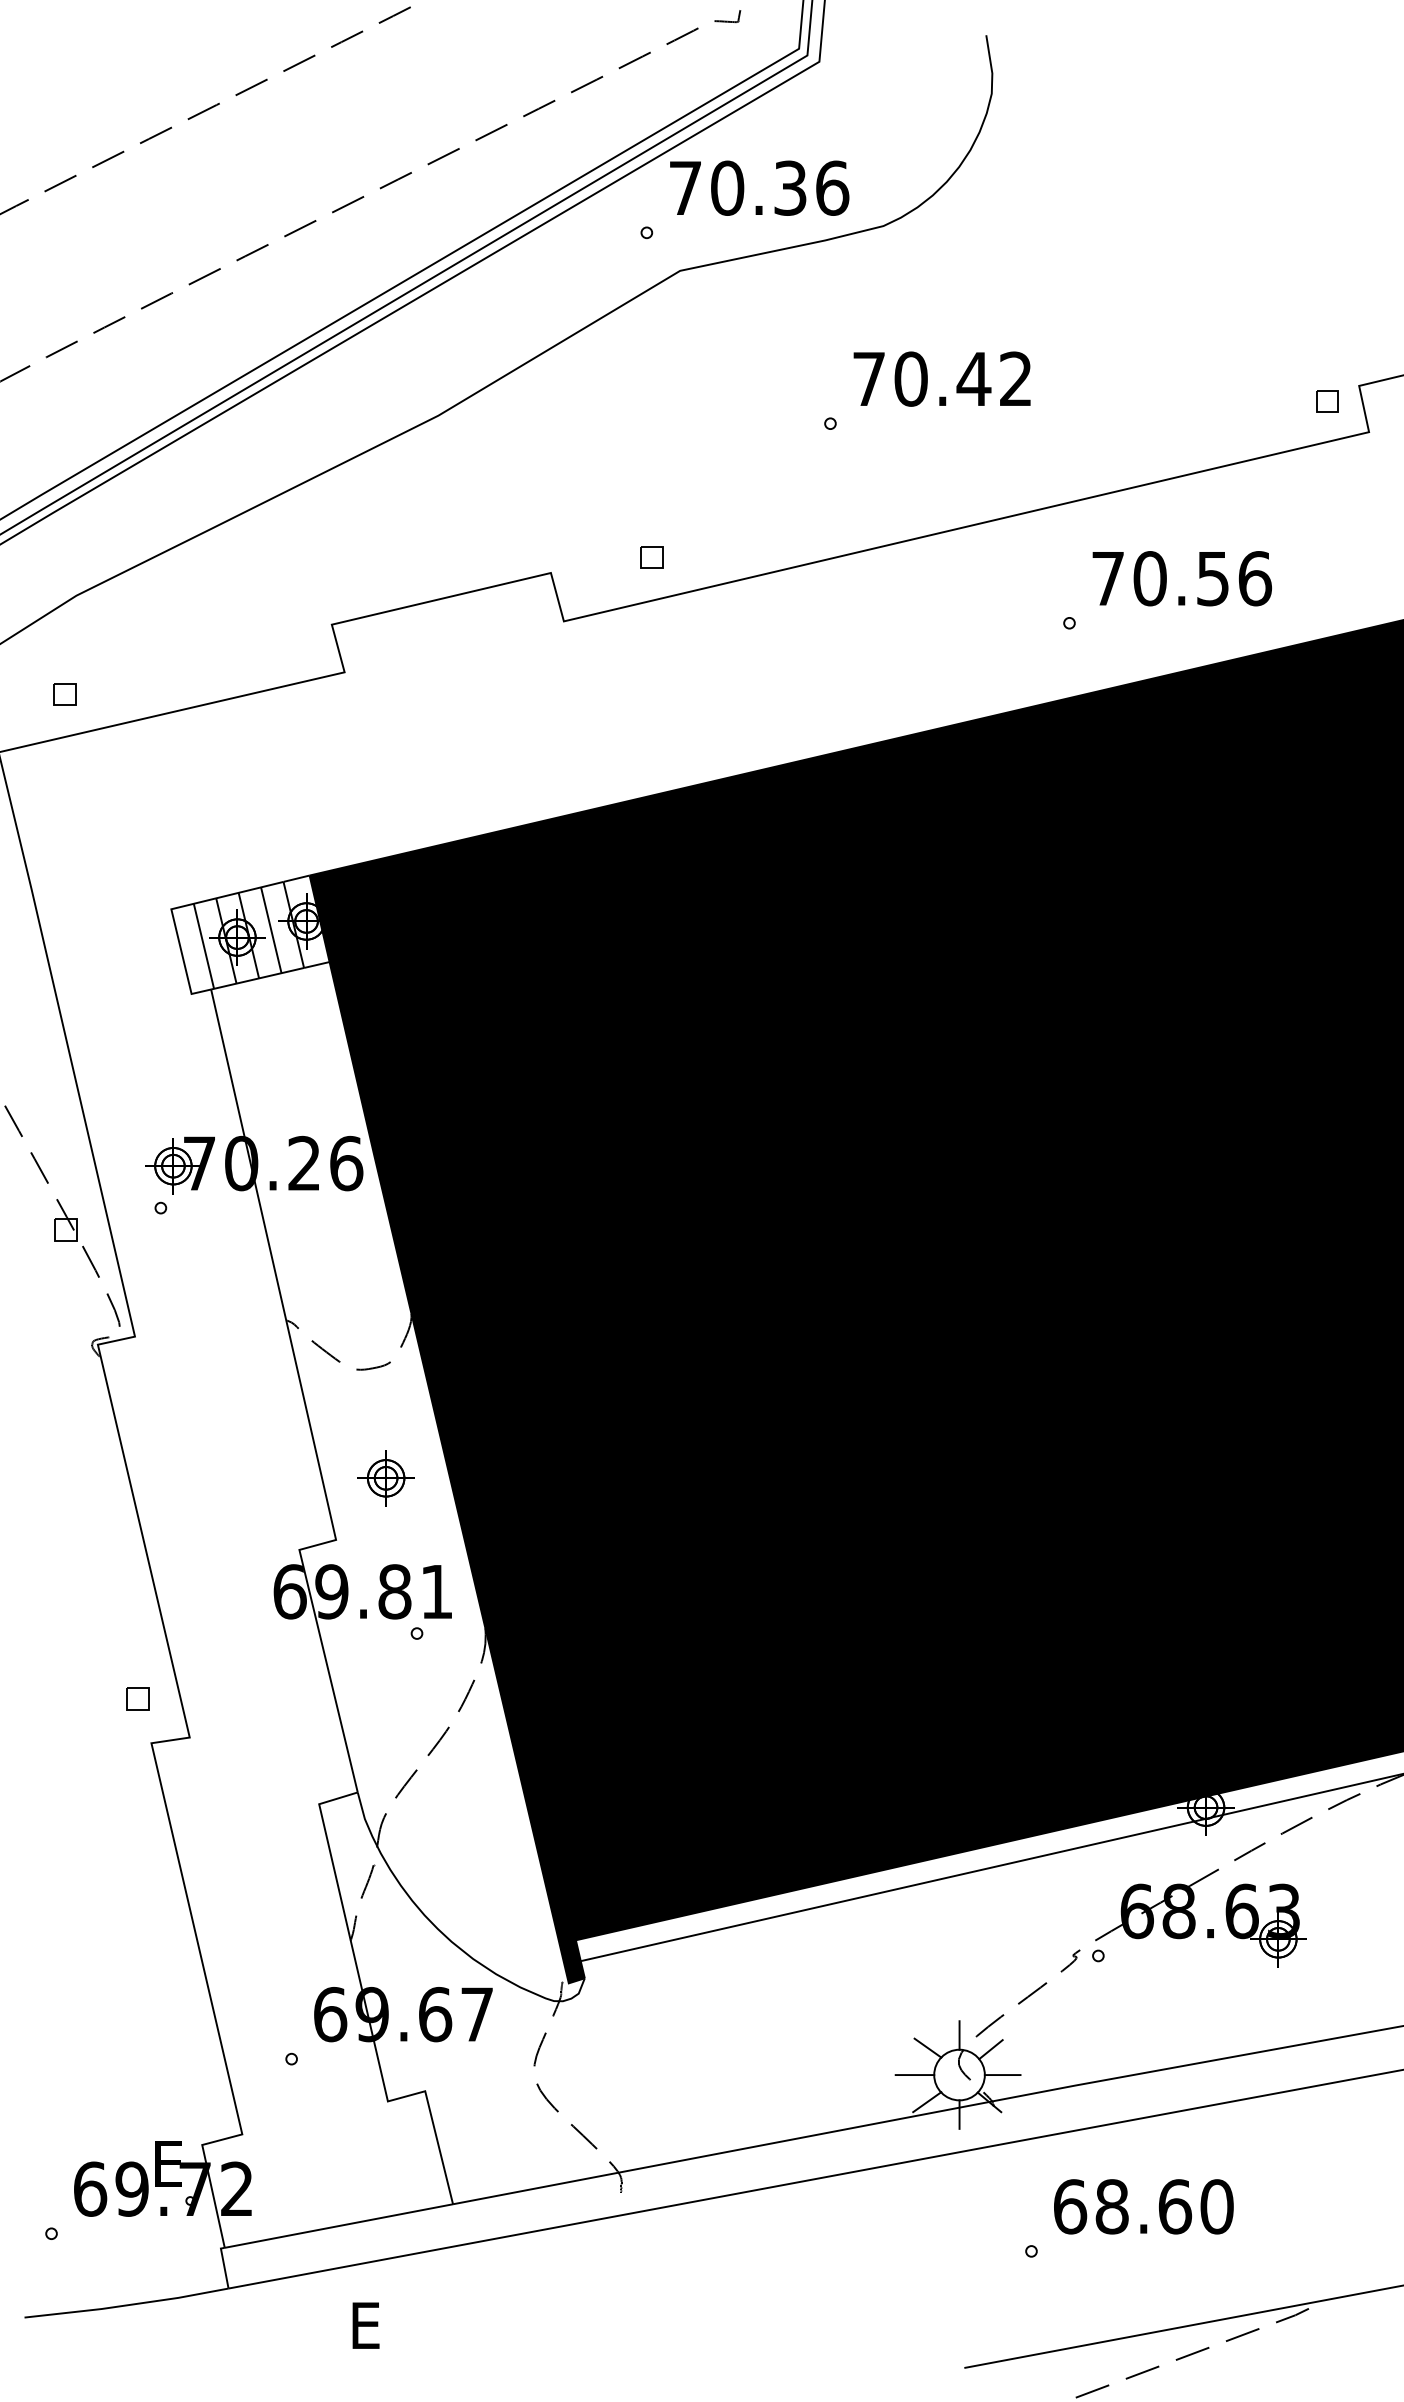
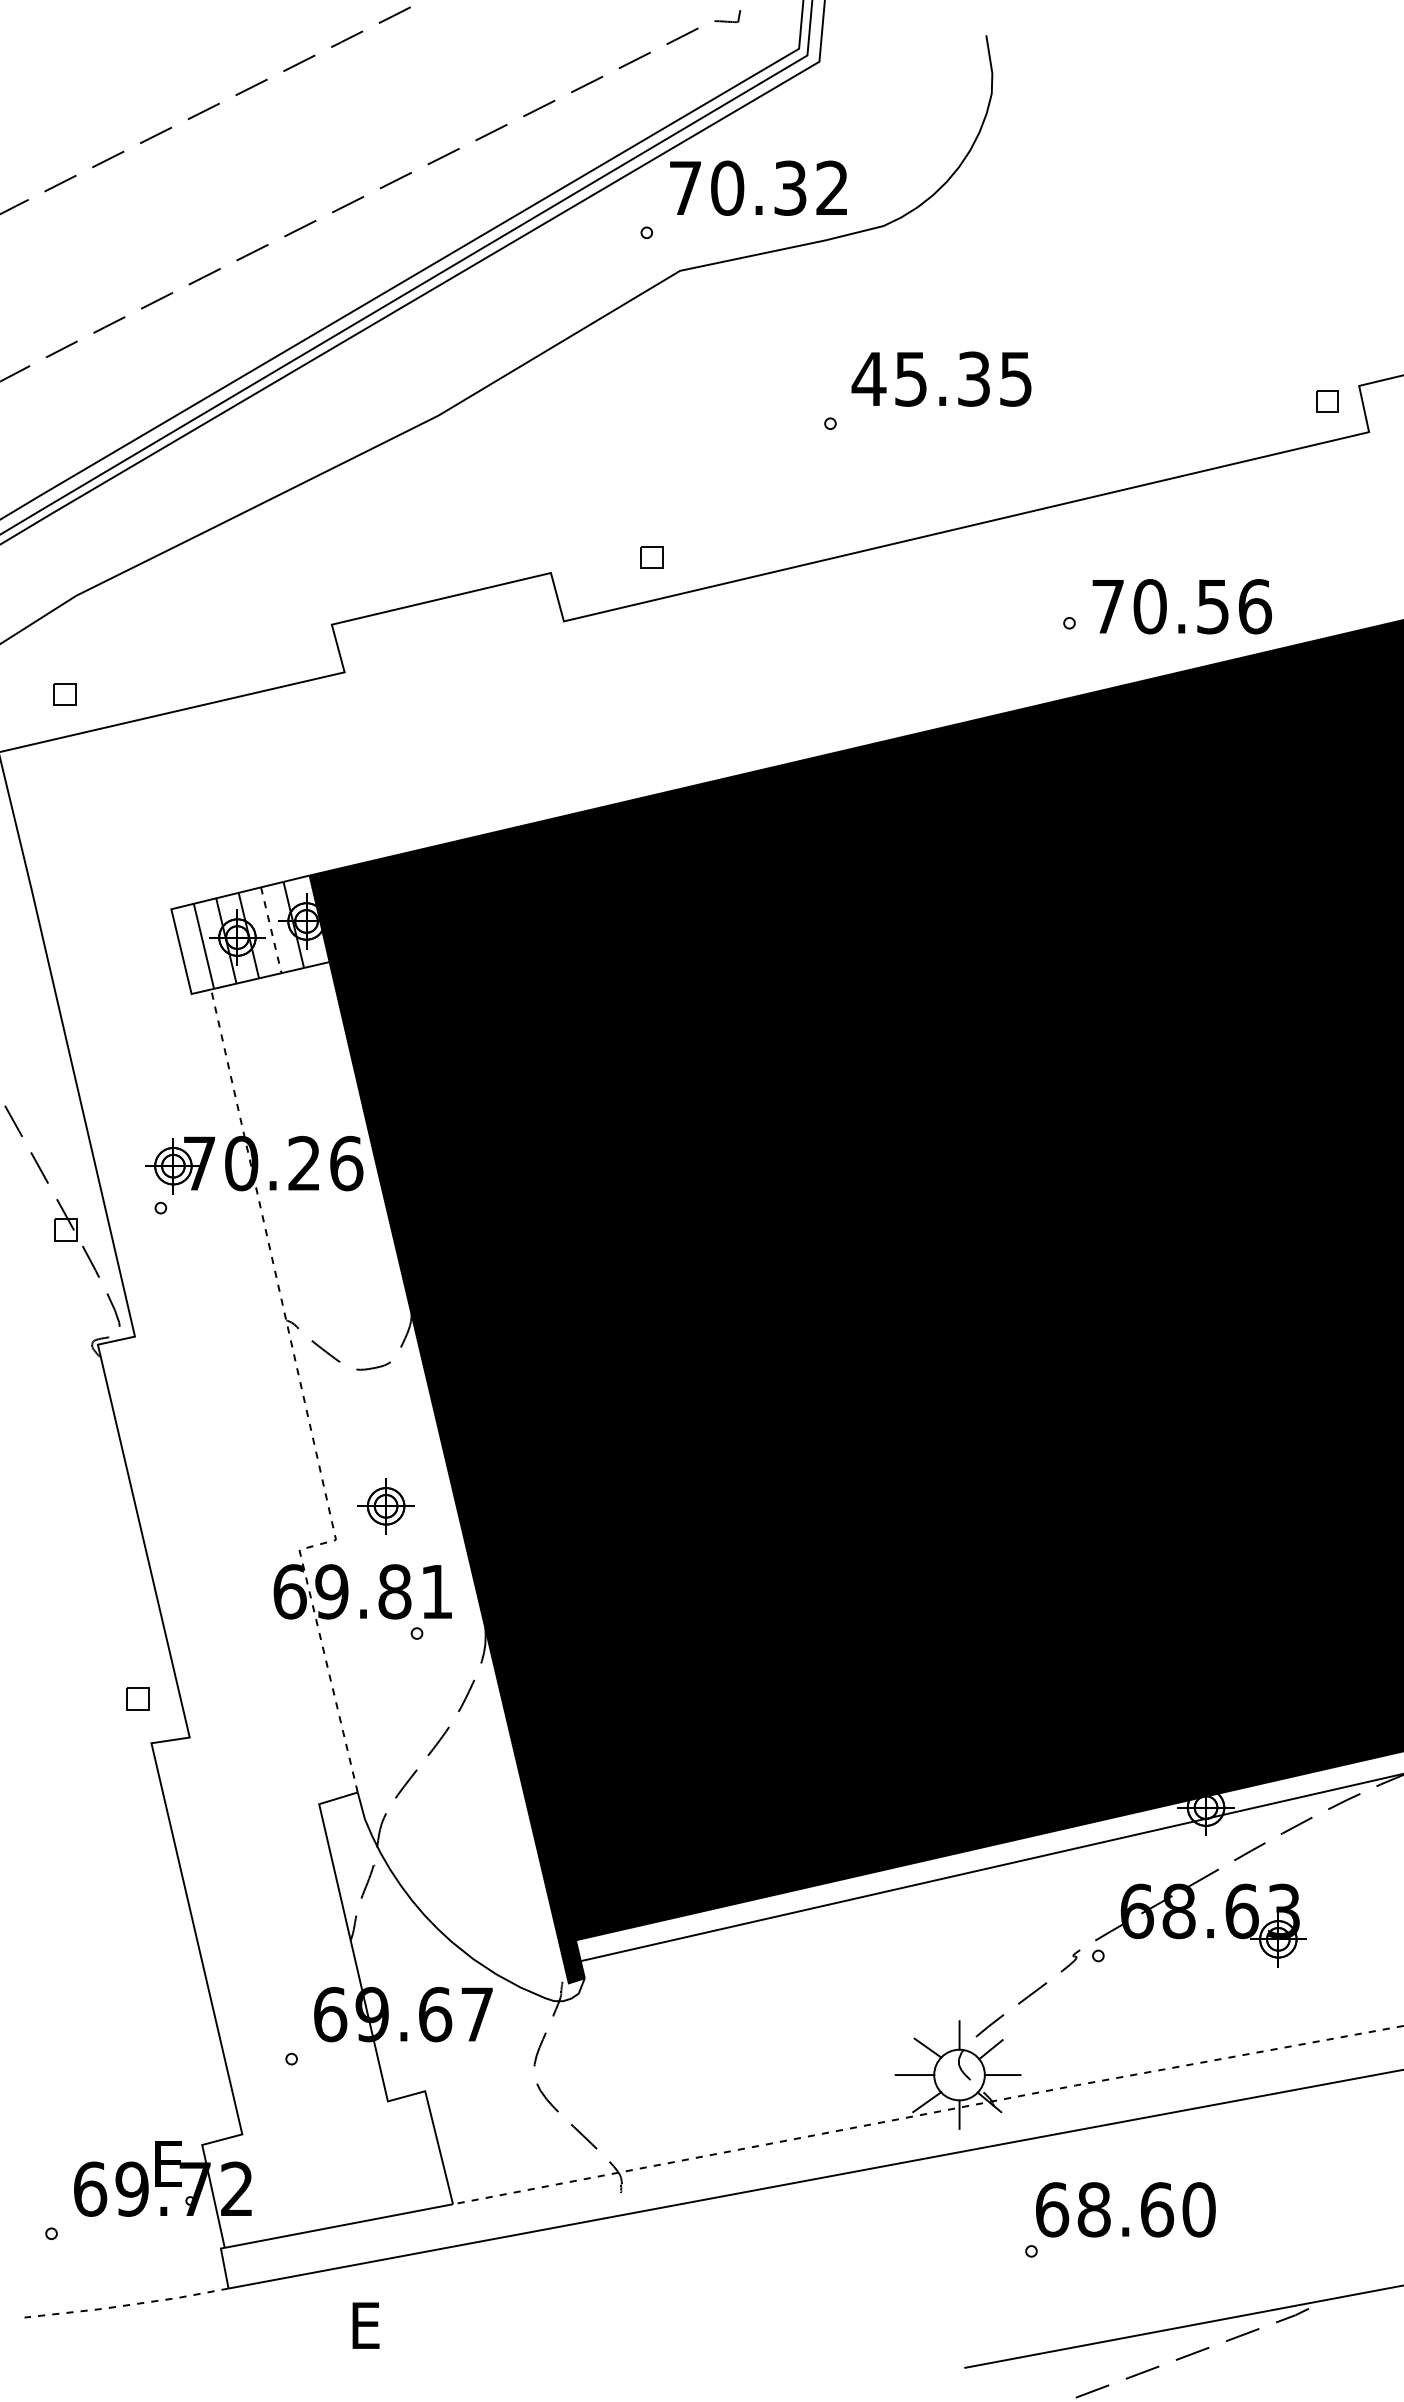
text: 70.36 -> 70.32 (832, 187)
text: 70.42 -> 45.35 (941, 378)
text position: (1181, 578) -> (1181, 606) (1181, 606)
line: solid -> dashed (271, 930)
line: solid -> dashed (305, 1405)
part position: (385, 1478) -> (385, 1506) (385, 1506)
line: solid -> dashed (928, 2113)
text position: (1143, 2206) -> (1125, 2209) (1125, 2209)
line: solid -> dashed (127, 2305)
